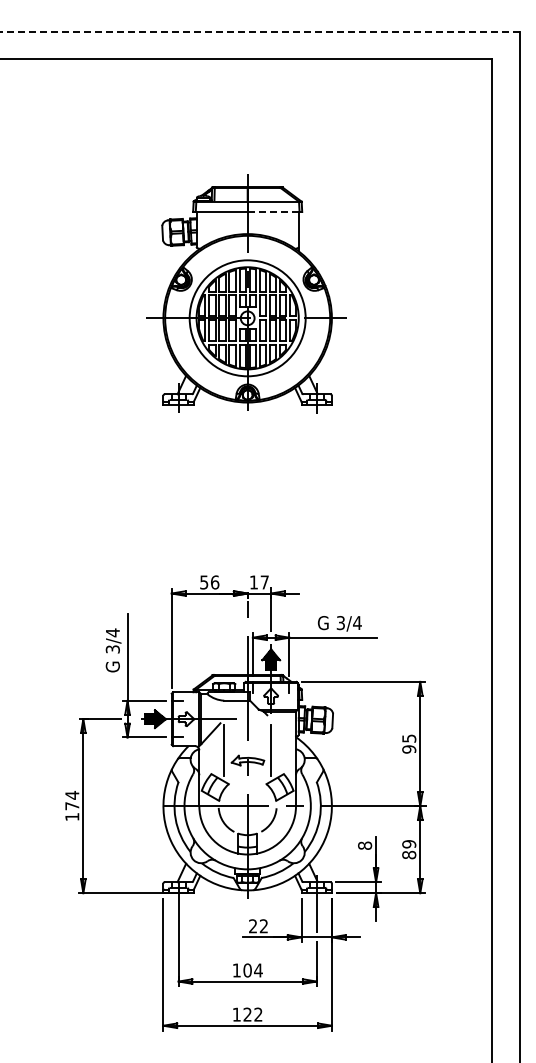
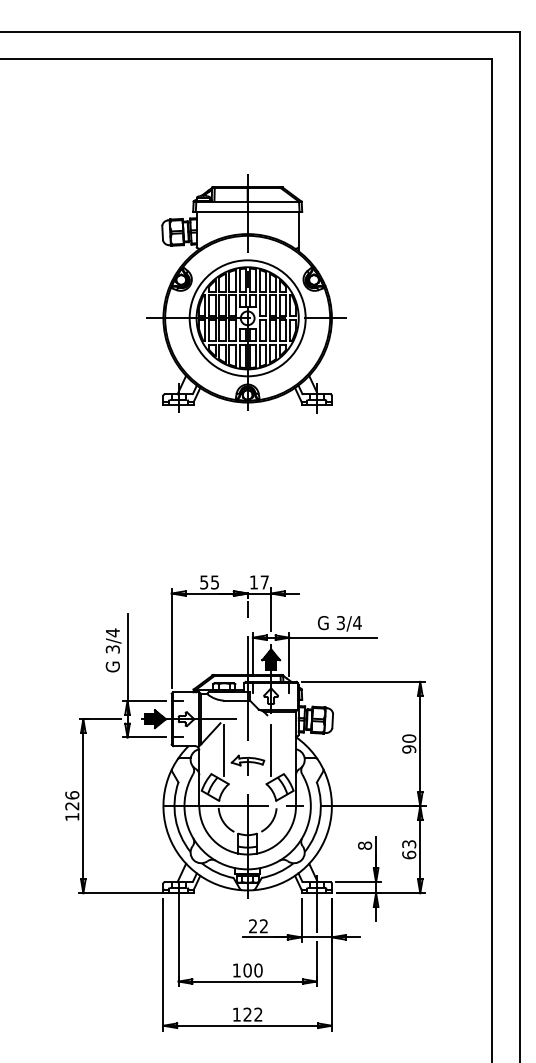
line: dashed -> solid (260, 31)
line: dashed -> solid (273, 212)
text: 56 -> 55 (215, 582)
text: 95 -> 90 (409, 738)
text: 174 -> 126 (72, 800)
text: 89 -> 63 (409, 849)
text: 104 -> 100 (258, 970)
